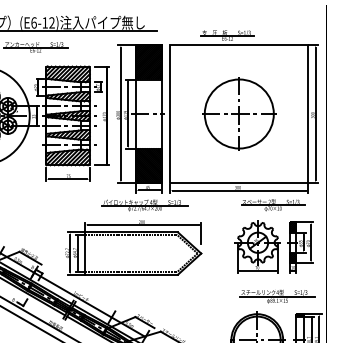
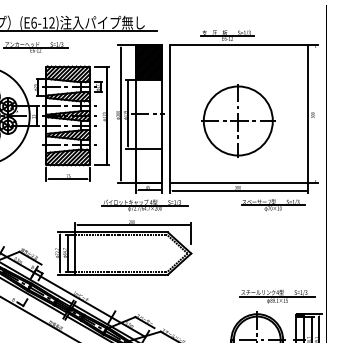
part position: (239, 113) -> (238, 120) (238, 120)
line: present -> none (315, 113)
hatch: present -> none (149, 165)
part: present -> none (273, 246)
part position: (133, 247) -> (123, 247) (123, 247)
line: present -> none (30, 323)
